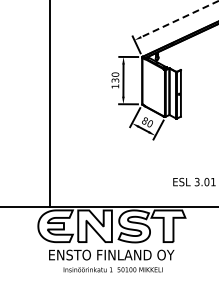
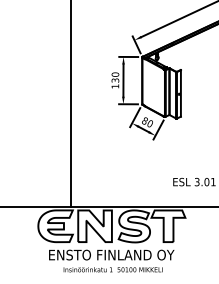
line: dashed -> solid (179, 19)
line position: (50, 104) -> (71, 104) (71, 104)
